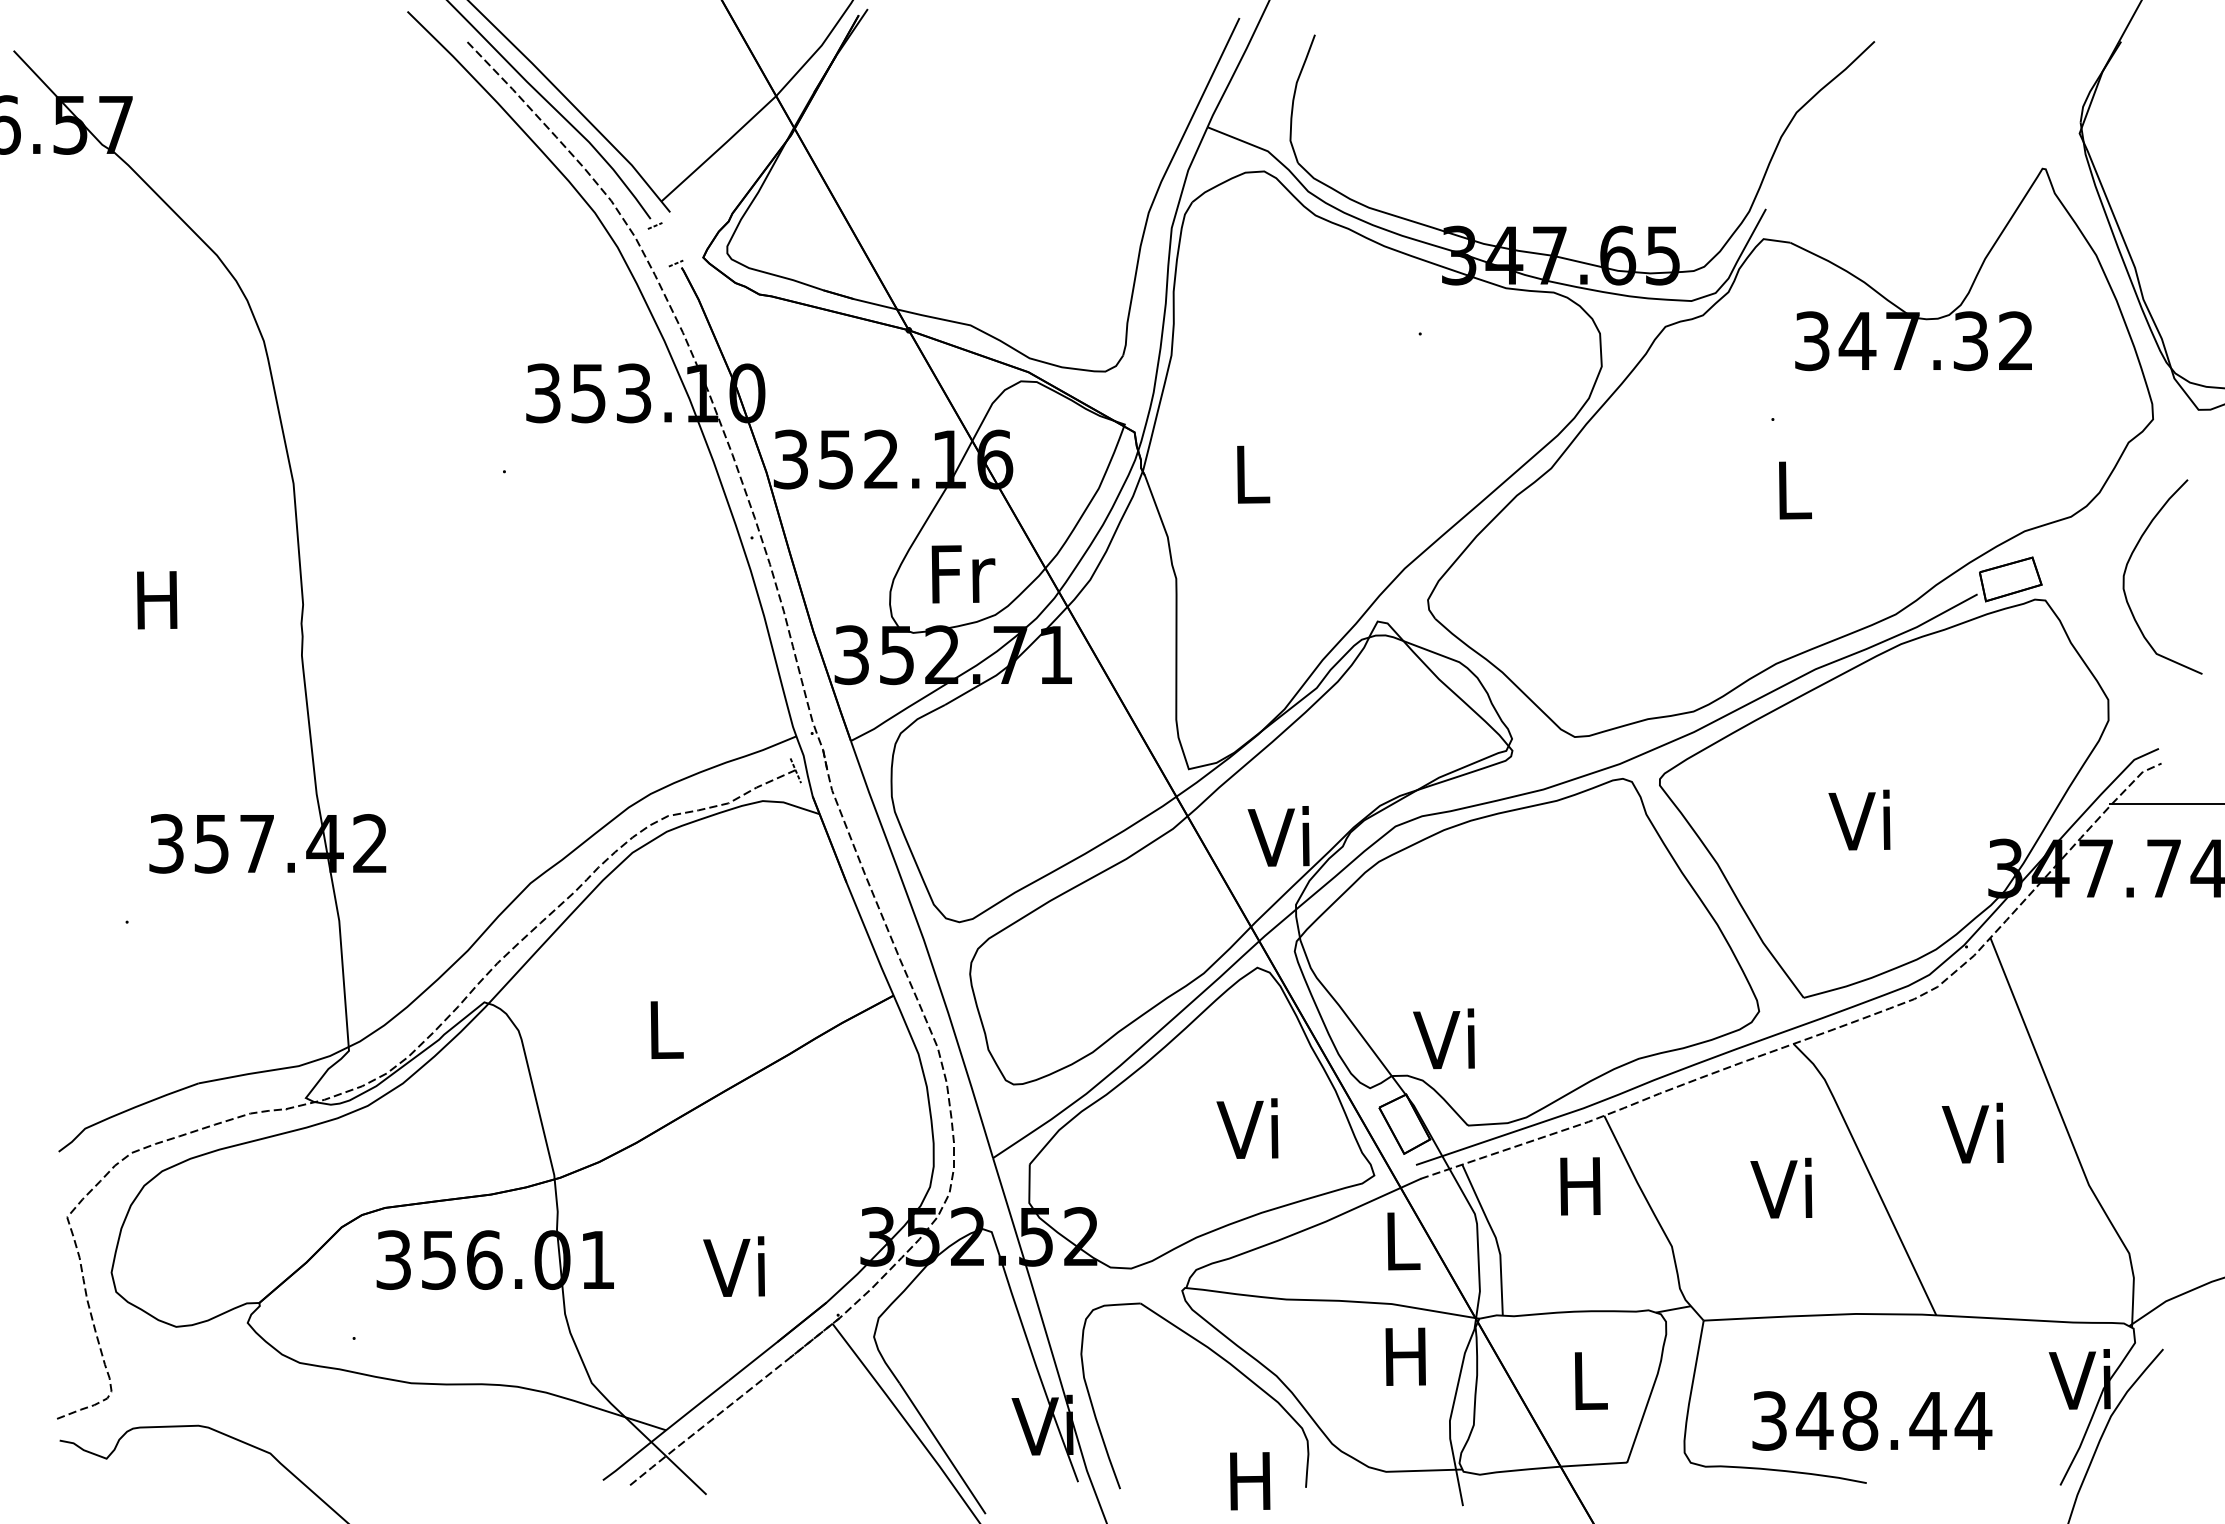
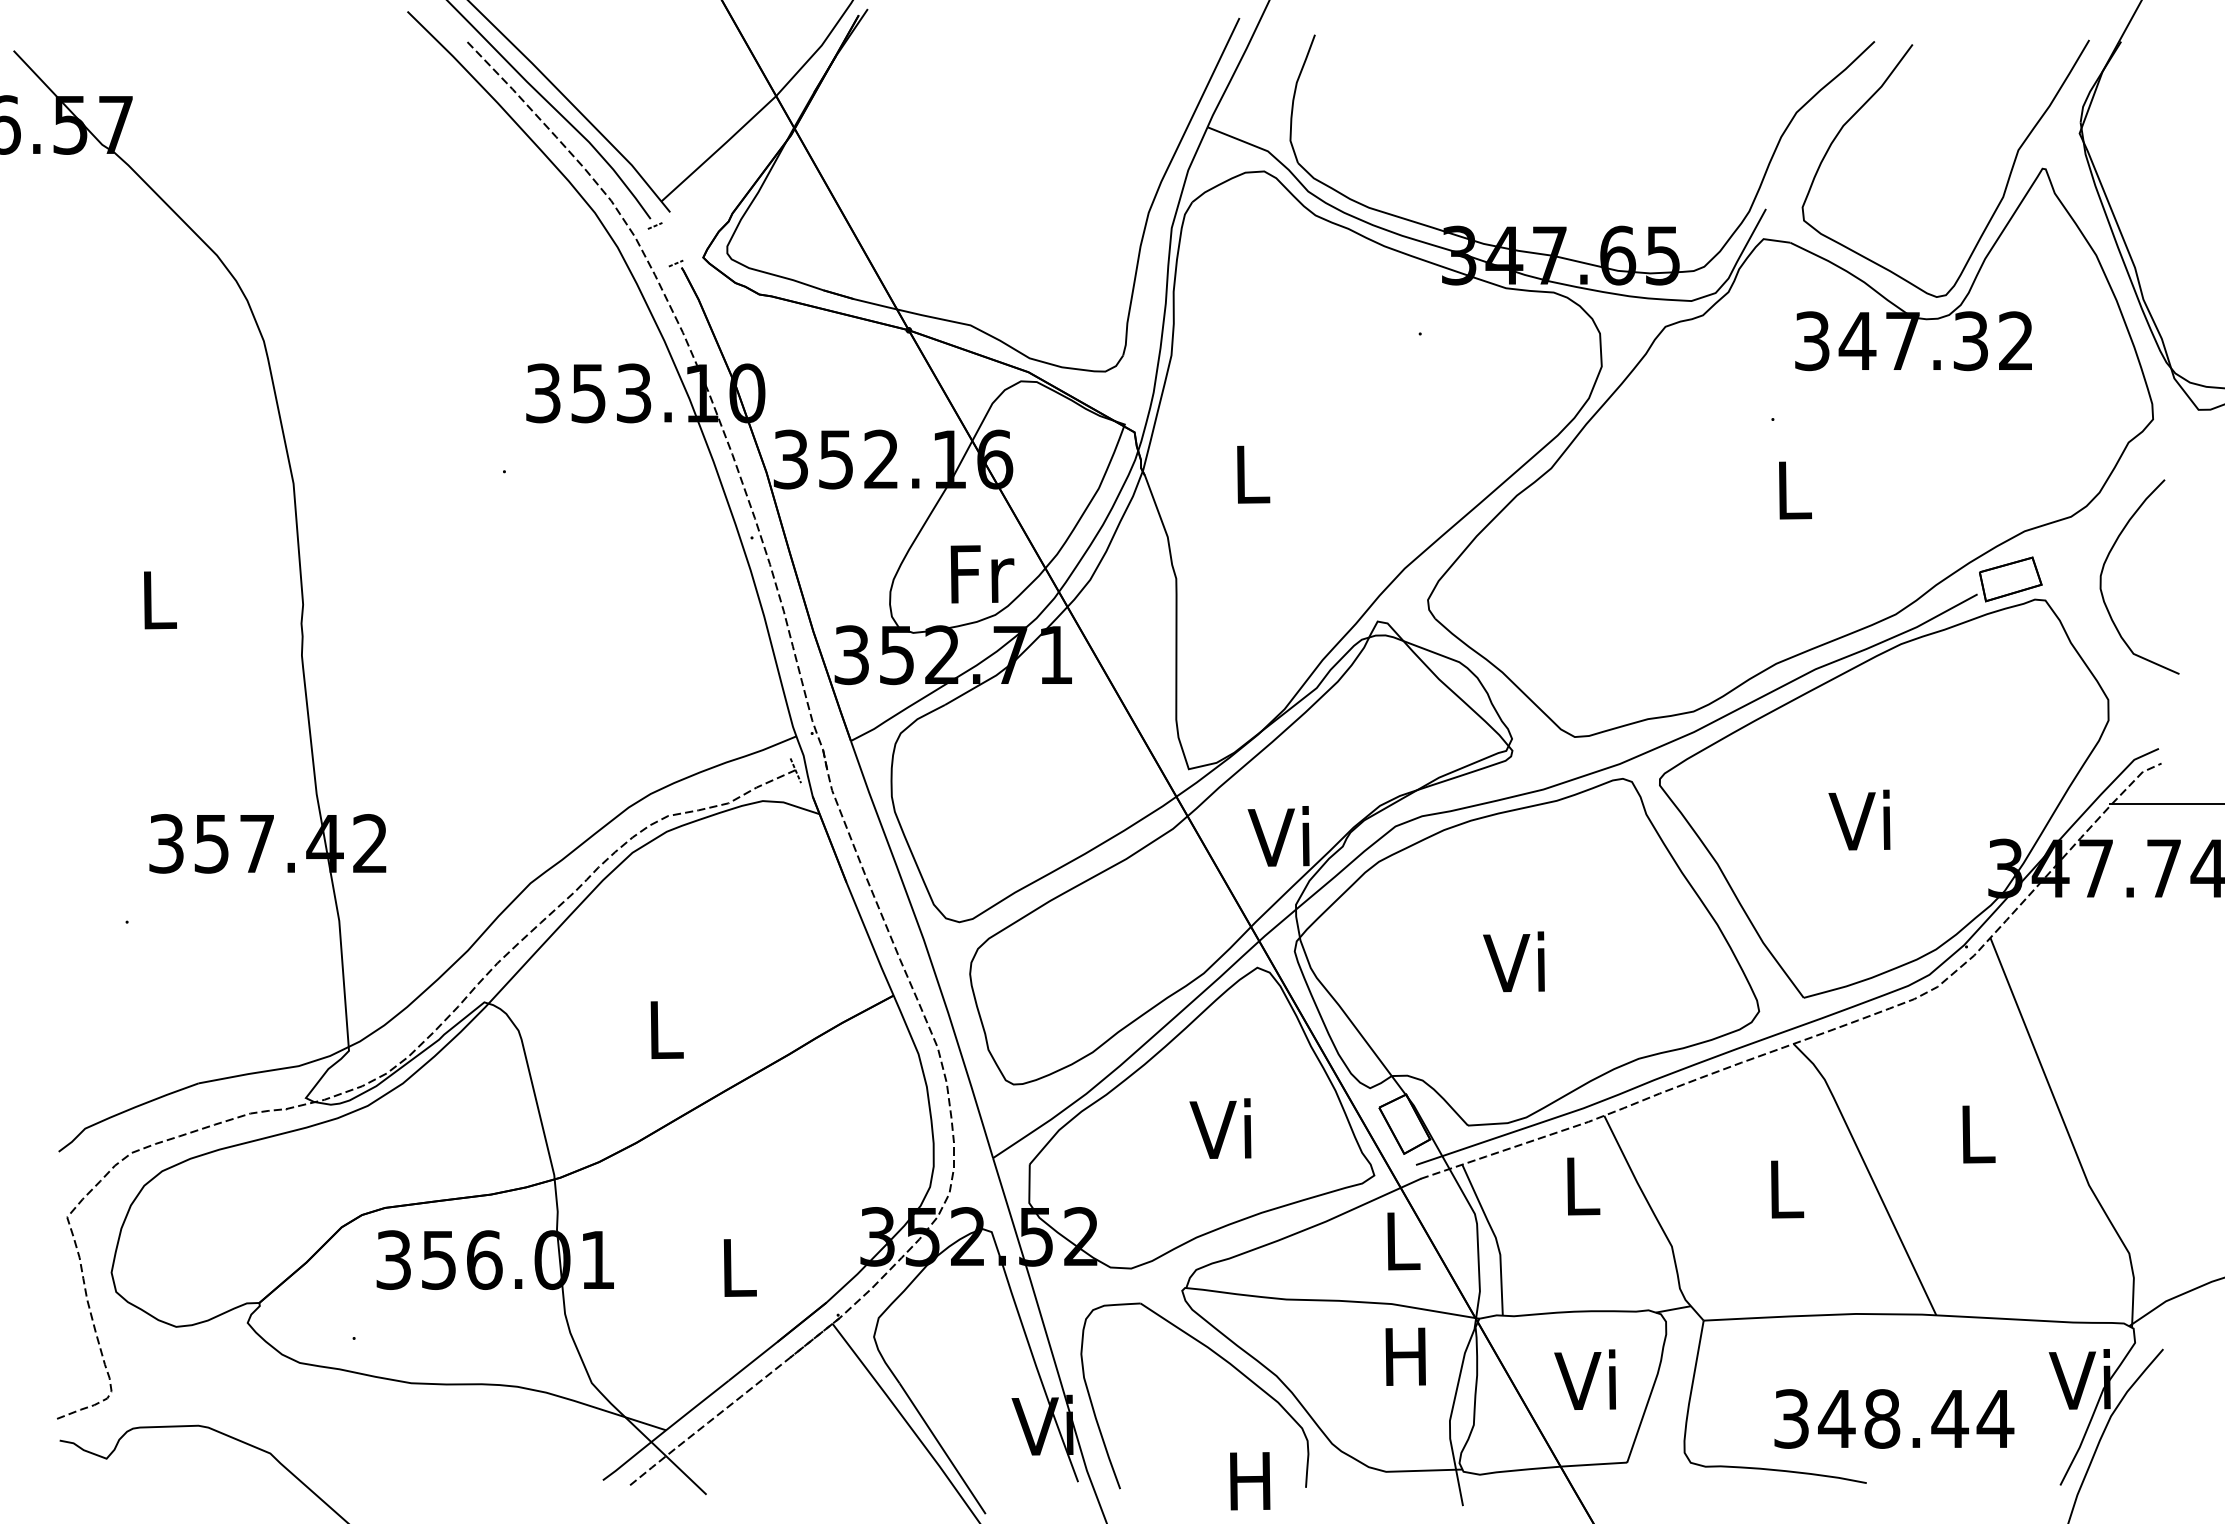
curve: none -> present (2006, 182)
curve position: (2127, 567) -> (2104, 567) (2104, 567)
text position: (963, 574) -> (982, 574) (982, 574)
text: H -> L (157, 600)
text position: (1443, 1038) -> (1513, 961) (1513, 961)
text position: (1247, 1128) -> (1220, 1128) (1220, 1128)
text: Vi -> L (1972, 1132)
text: H -> L (1580, 1186)
text: Vi -> L (1781, 1187)
text: Vi -> L (733, 1266)
text: L -> Vi (1584, 1379)
text position: (1872, 1420) -> (1894, 1418) (1894, 1418)
